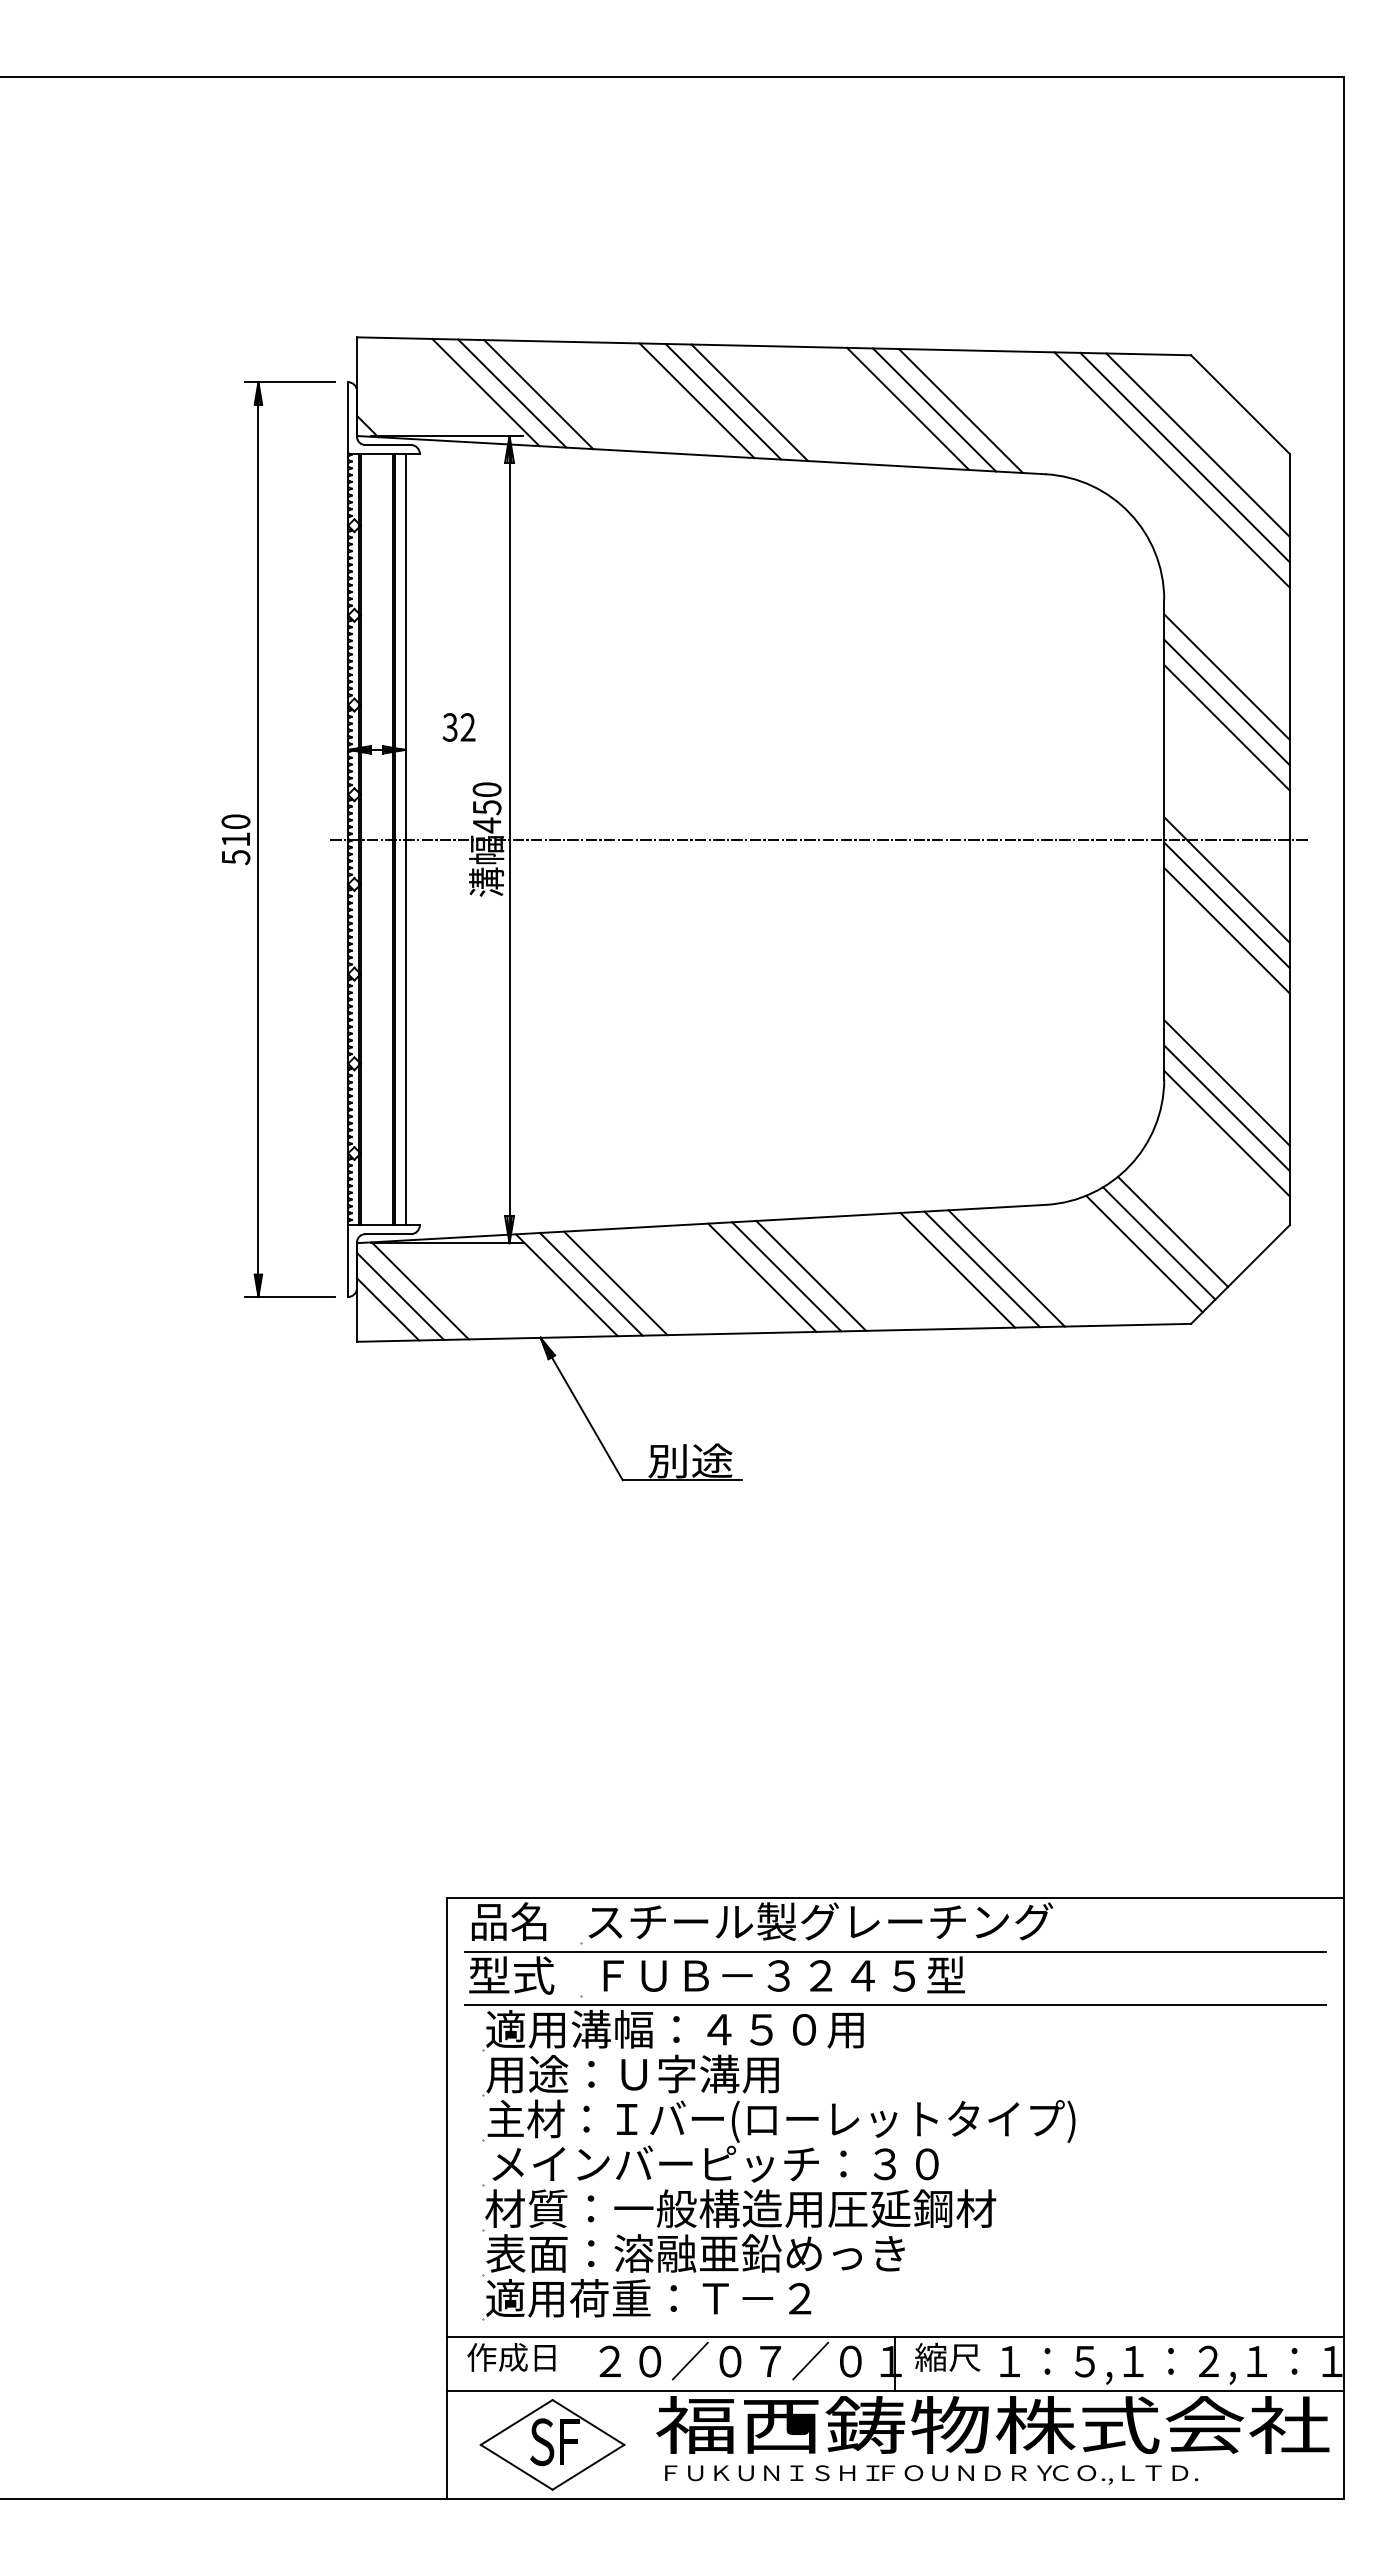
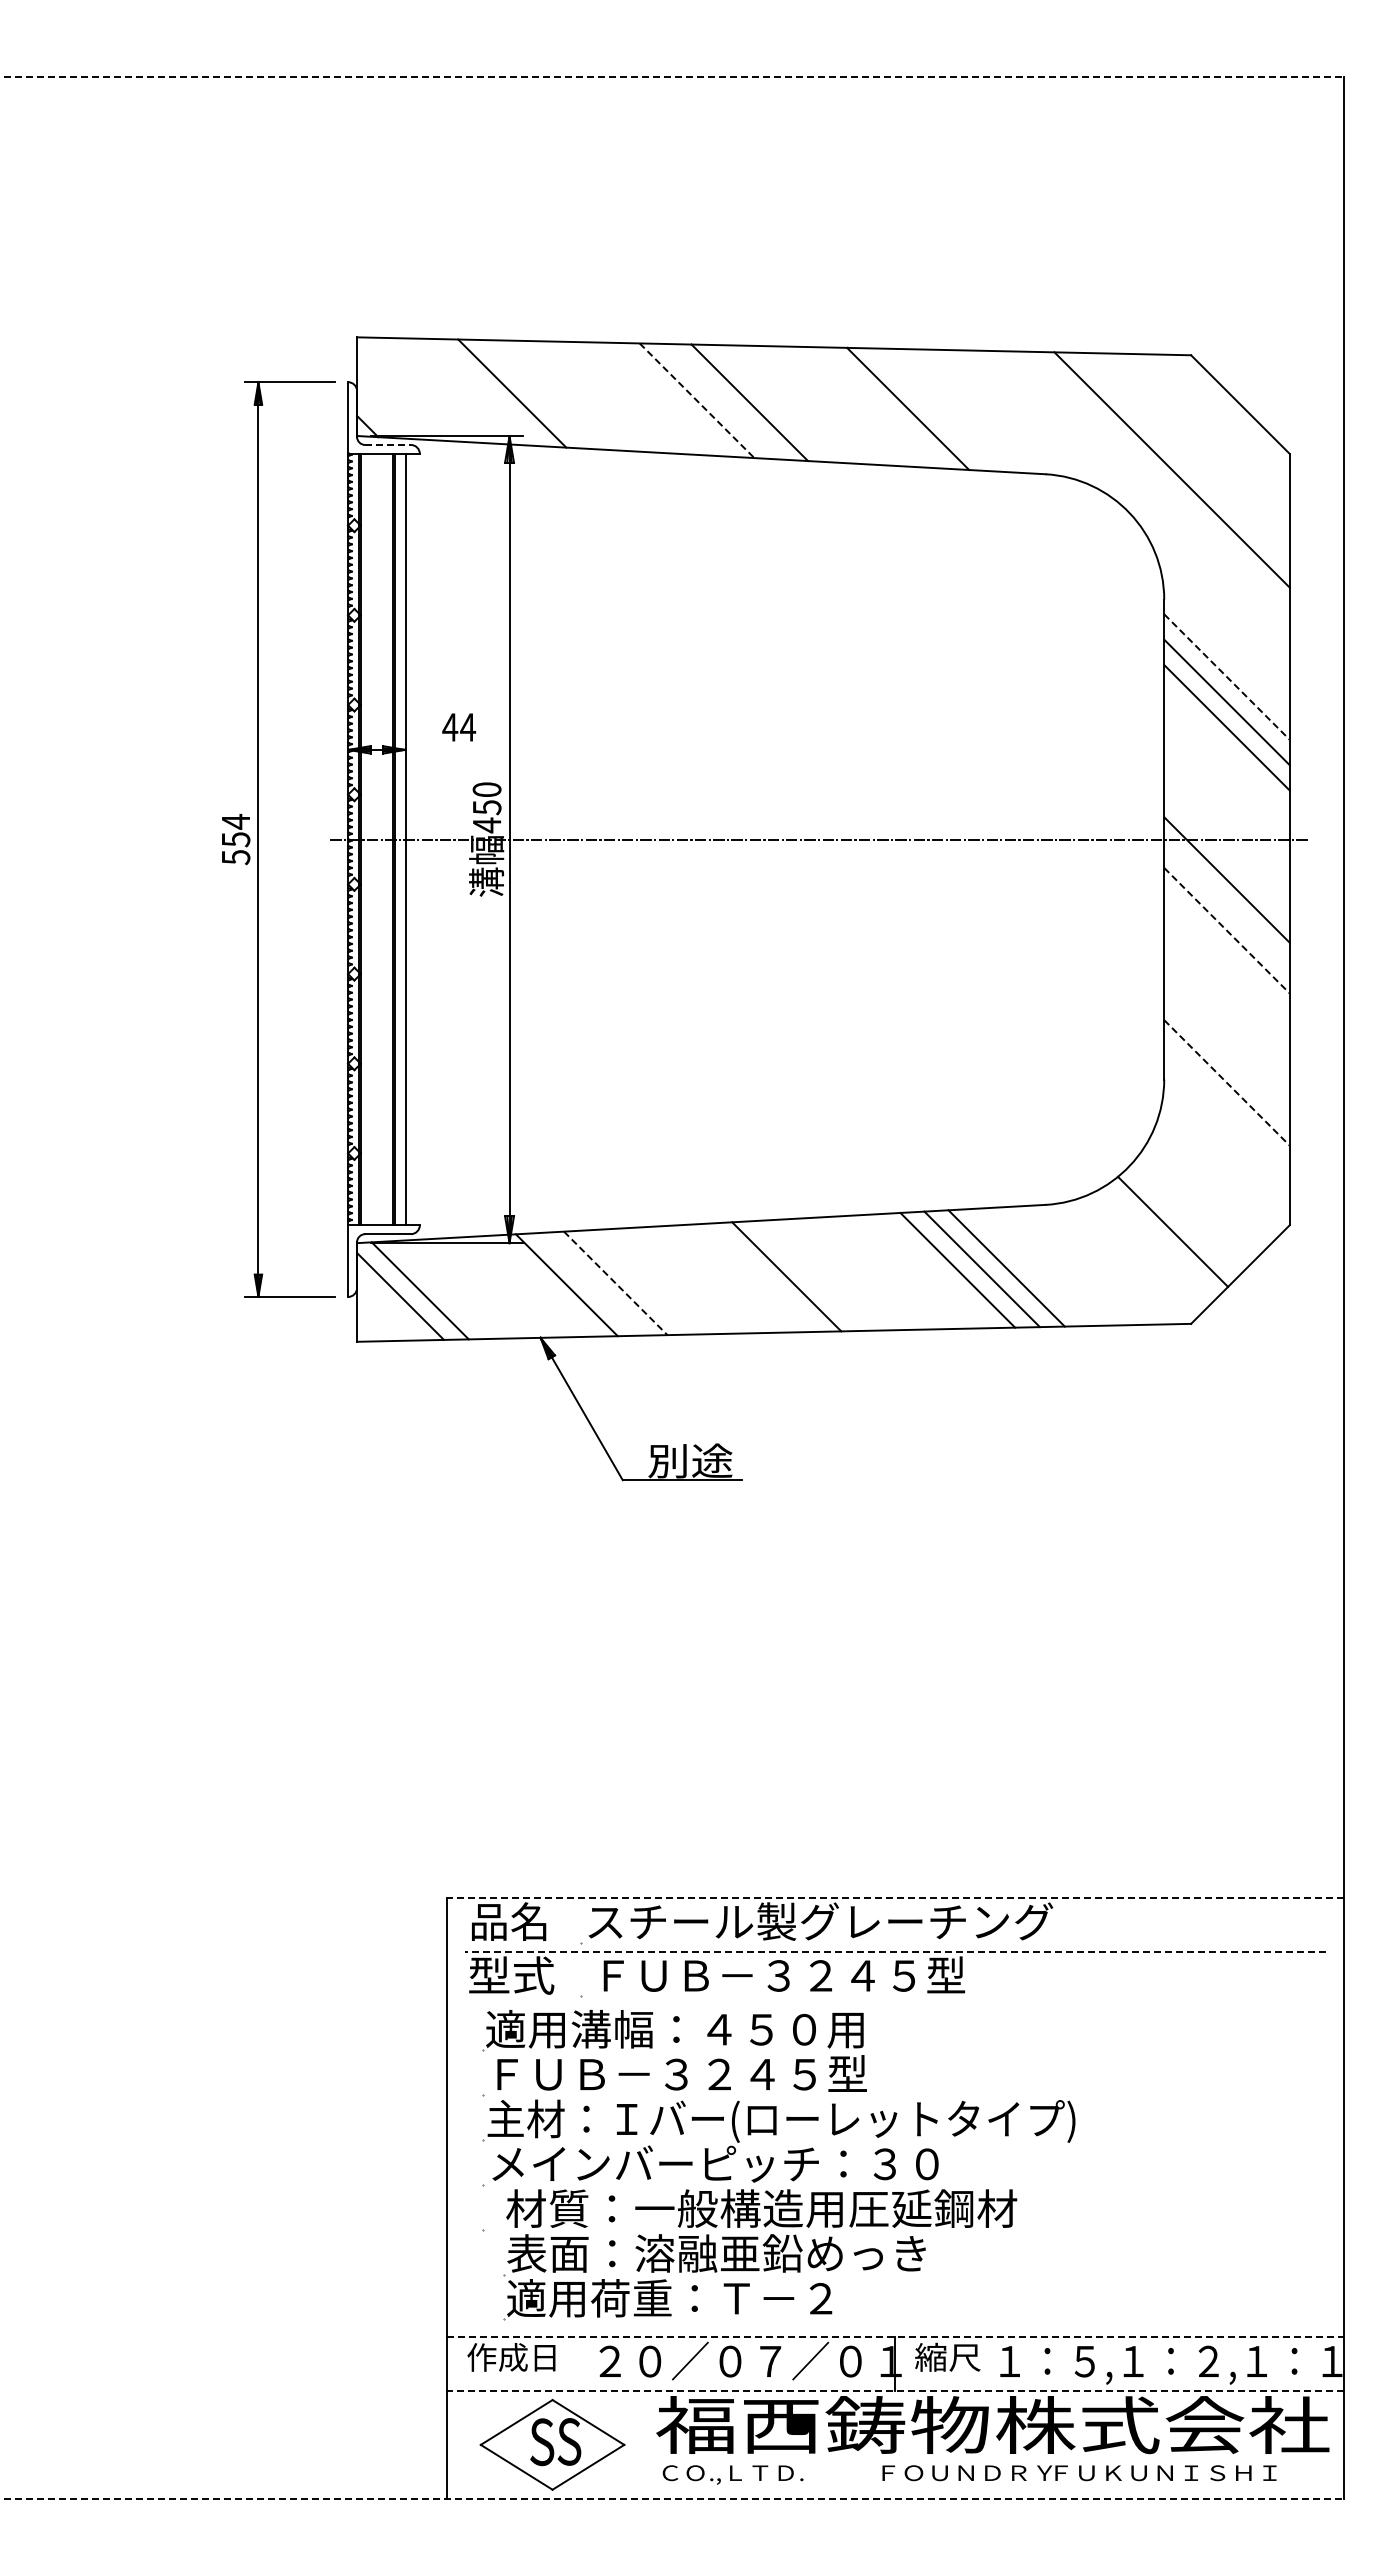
line: solid -> dashed (672, 77)
line: present -> none (485, 392)
line: present -> none (538, 394)
line: solid -> dashed (697, 401)
line: present -> none (723, 401)
line: present -> none (934, 409)
line: present -> none (960, 410)
line: solid -> dashed (388, 444)
line: present -> none (1197, 444)
line: present -> none (1184, 457)
line: solid -> dashed (1227, 677)
text: 32 -> 44 (459, 727)
text: 510 -> 554 (235, 830)
line: present -> none (1226, 905)
line: solid -> dashed (1227, 930)
line: solid -> dashed (1227, 1082)
line: present -> none (1226, 1108)
line: present -> none (1226, 1133)
line: present -> none (1159, 1243)
line: present -> none (1144, 1253)
line: present -> none (811, 1275)
line: present -> none (762, 1277)
line: present -> none (590, 1283)
line: solid -> dashed (616, 1283)
line: present -> none (388, 1309)
line: solid -> dashed (894, 1897)
line: solid -> dashed (894, 1951)
line: present -> none (894, 2005)
text: 用途：Ｕ字溝用 -> ＦＵＢ－３２４５型 (676, 2073)
part position: (739, 2254) -> (760, 2254) (760, 2254)
line: solid -> dashed (895, 2337)
line: solid -> dashed (894, 2391)
text: F -> S (569, 2441)
text: ＦＵＫＵＮＩＳＨＩ -> ＣＯ.,ＬＴＤ. (770, 2474)
text: ＣＯ.,ＬＴＤ. -> ＦＵＫＵＮＩＳＨＩ (1164, 2474)
line: solid -> dashed (672, 2498)
